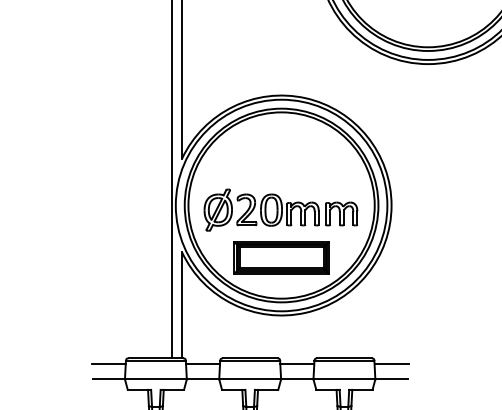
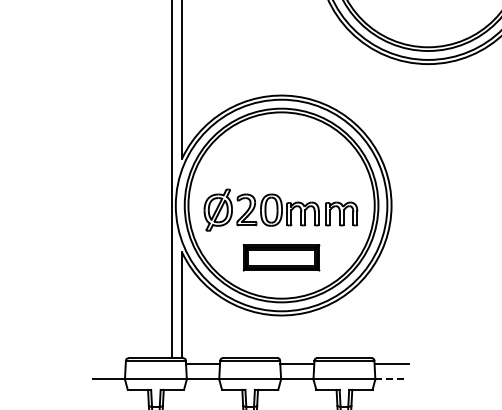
part size: 97x34 px -> 79x28 px (281, 257)
line: present -> none (108, 363)
line: solid -> dashed (392, 379)
